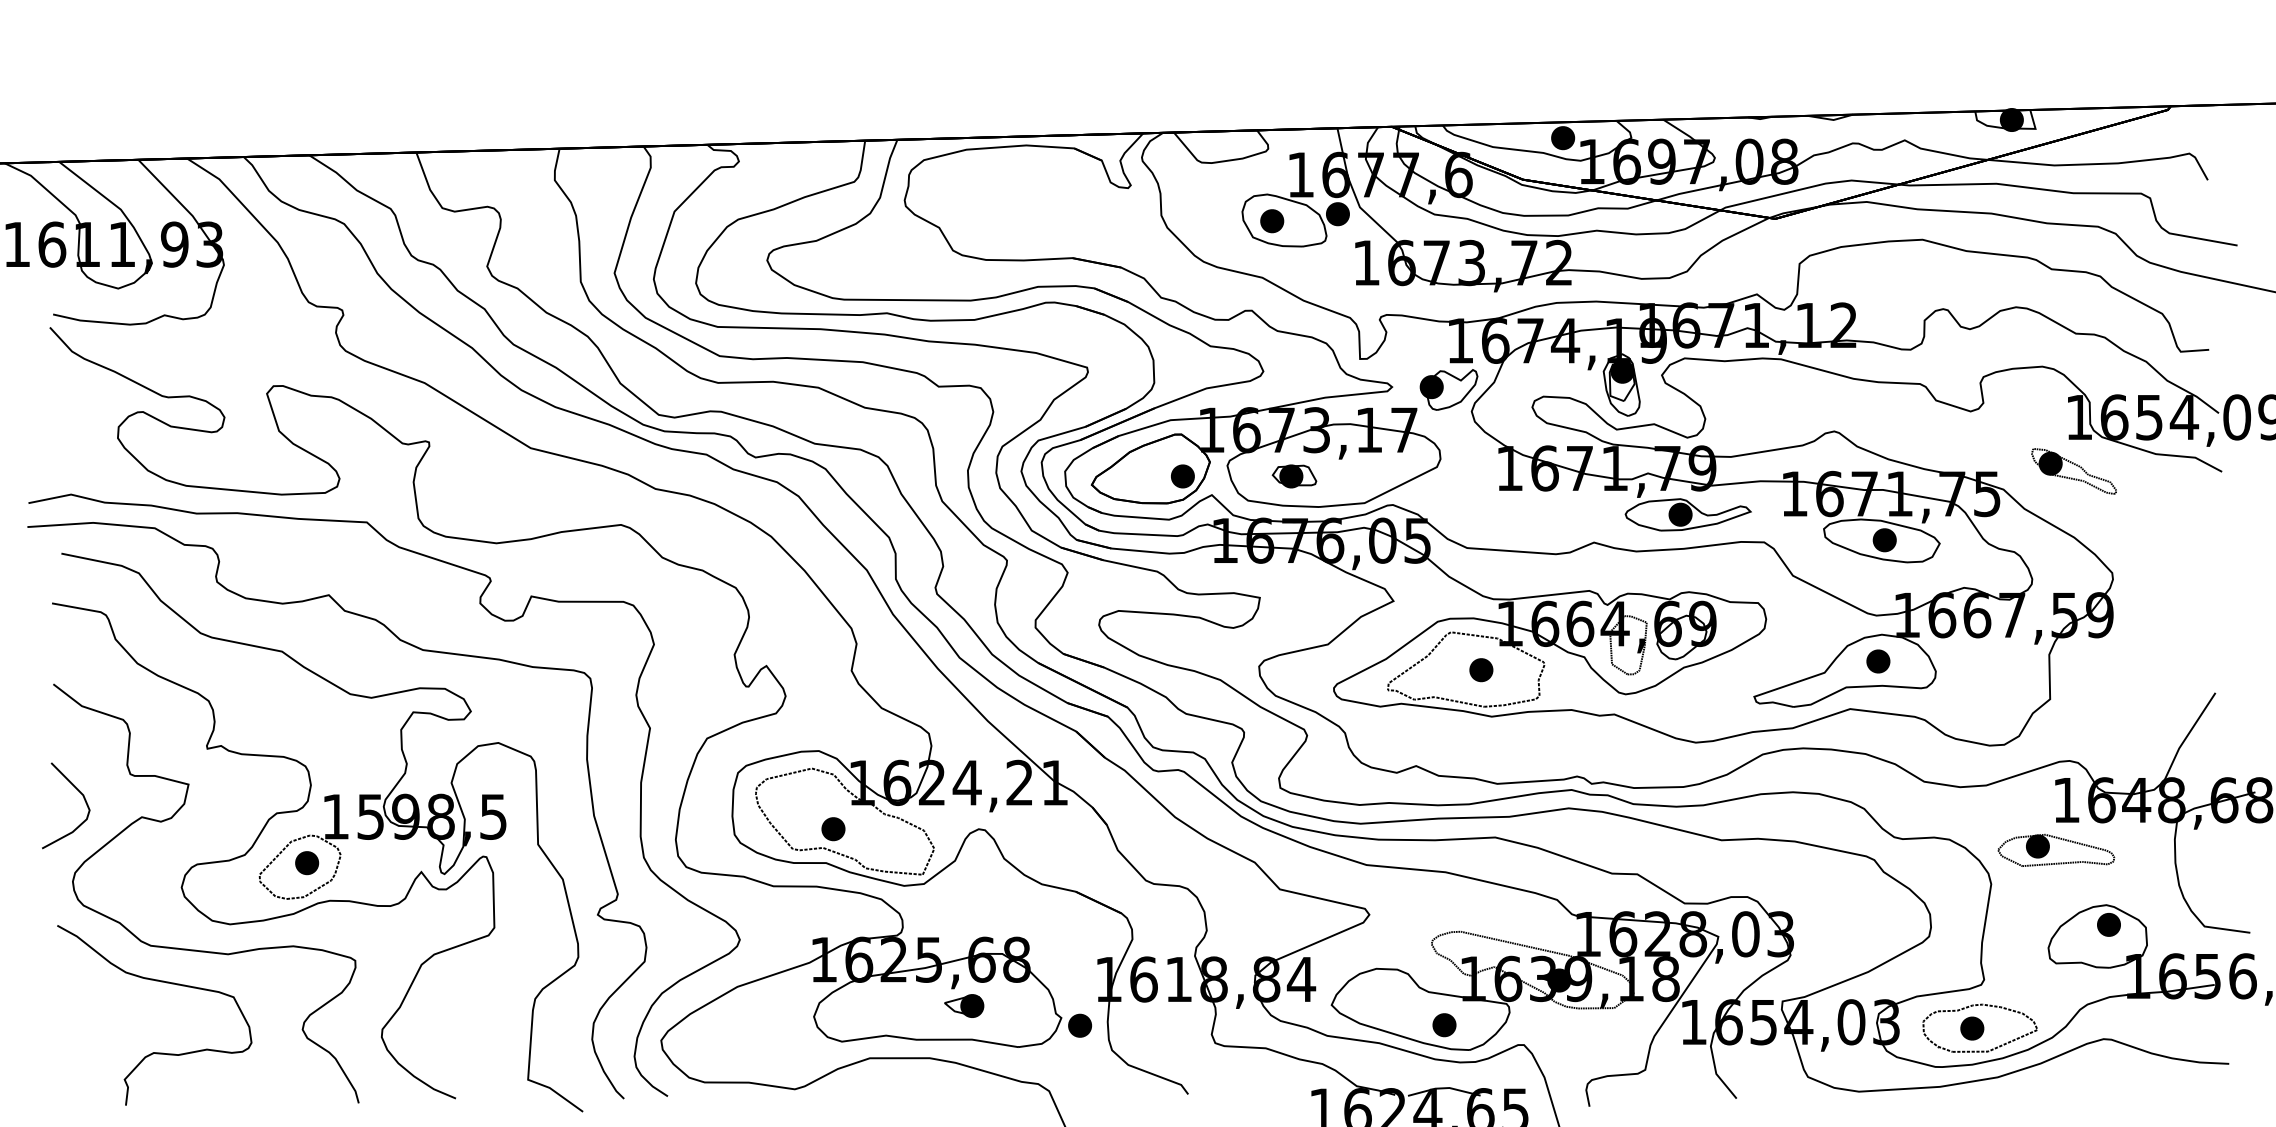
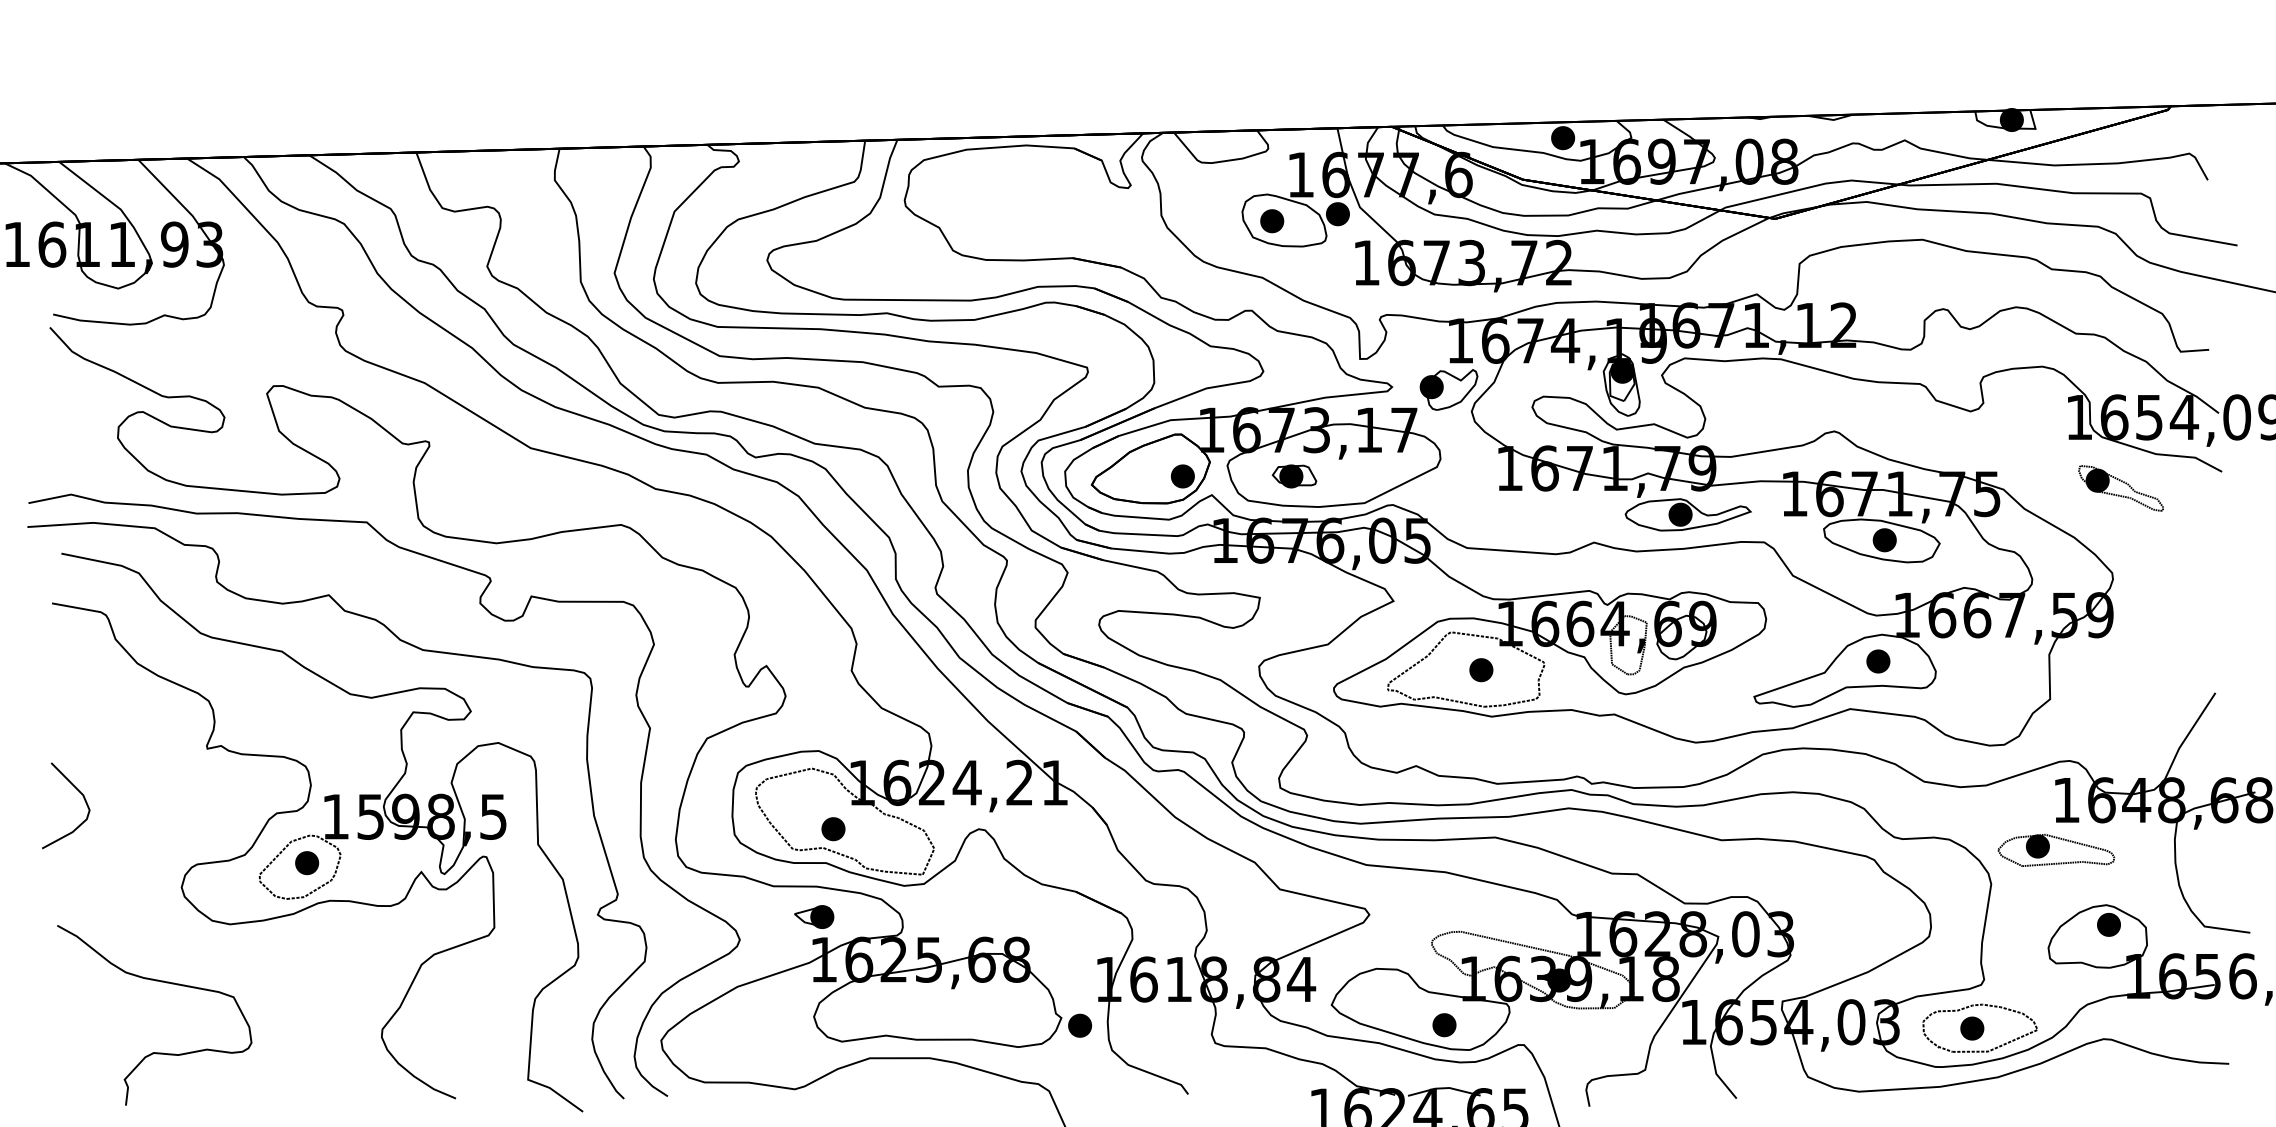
part position: (2073, 471) -> (2120, 488) (2120, 488)
part: present -> none (196, 949)
part position: (964, 1005) -> (814, 916) (814, 916)
